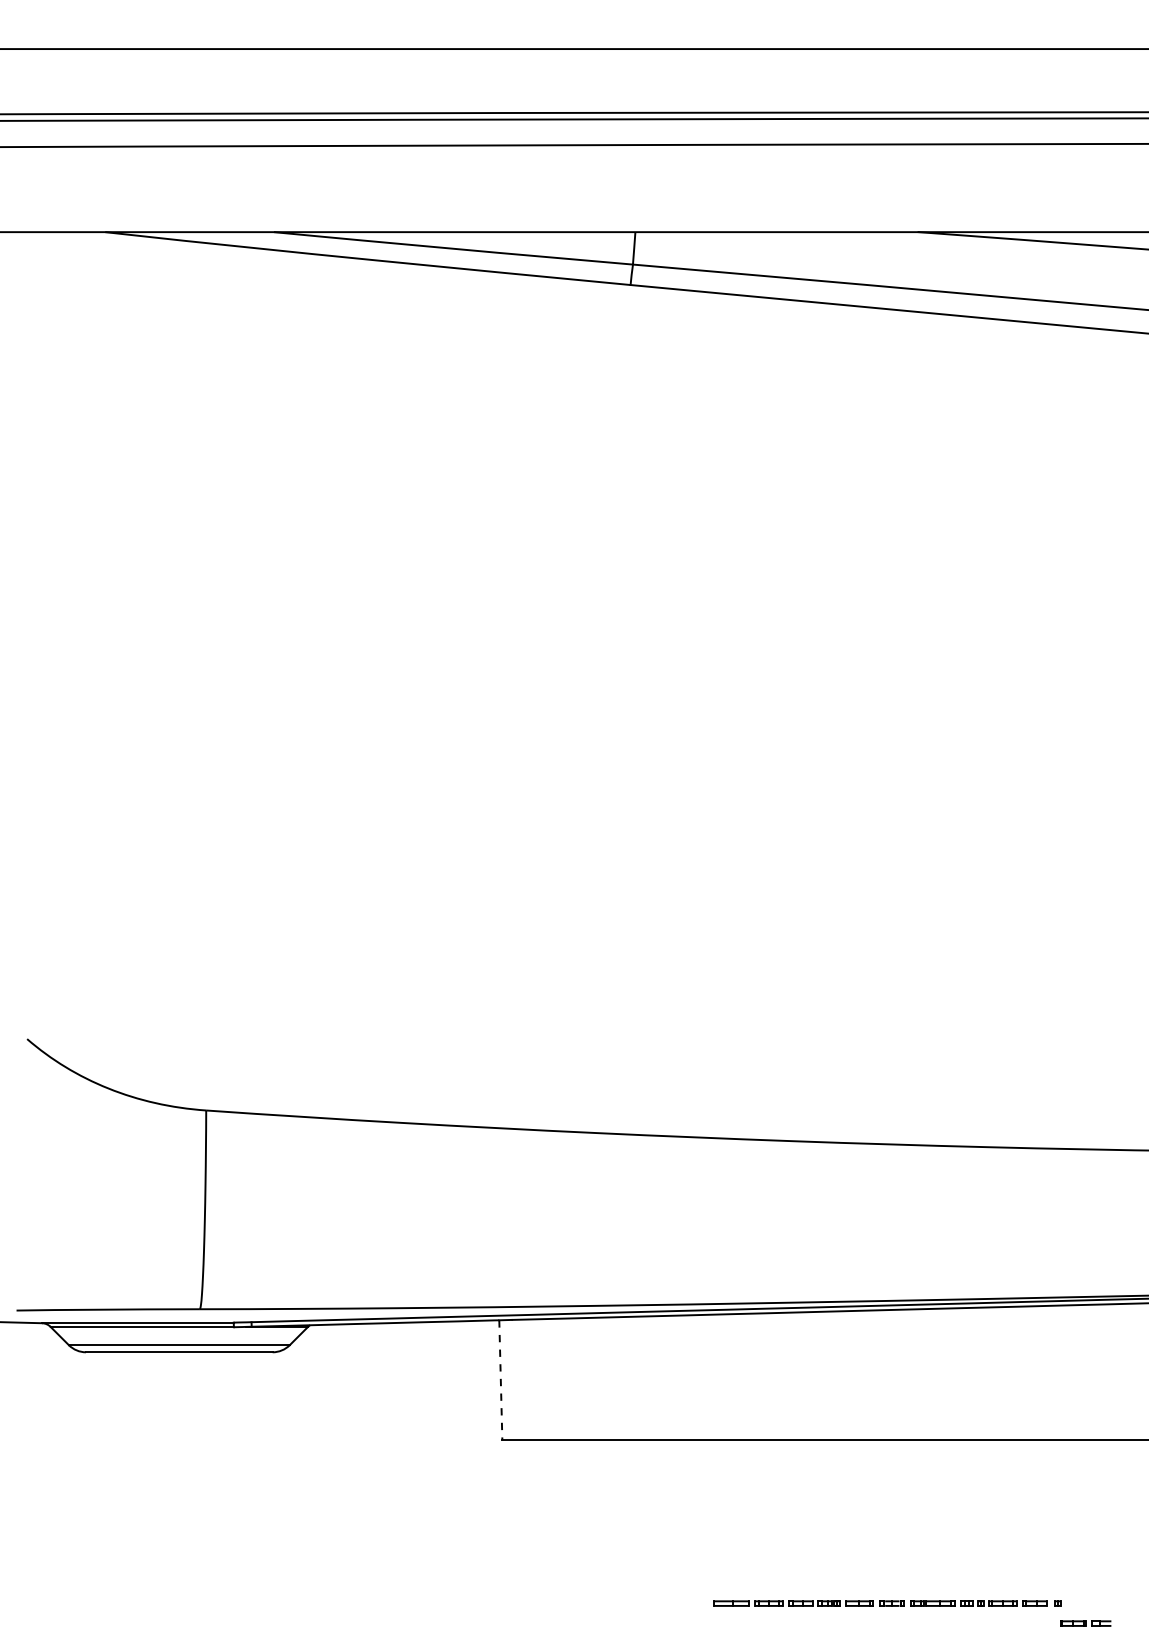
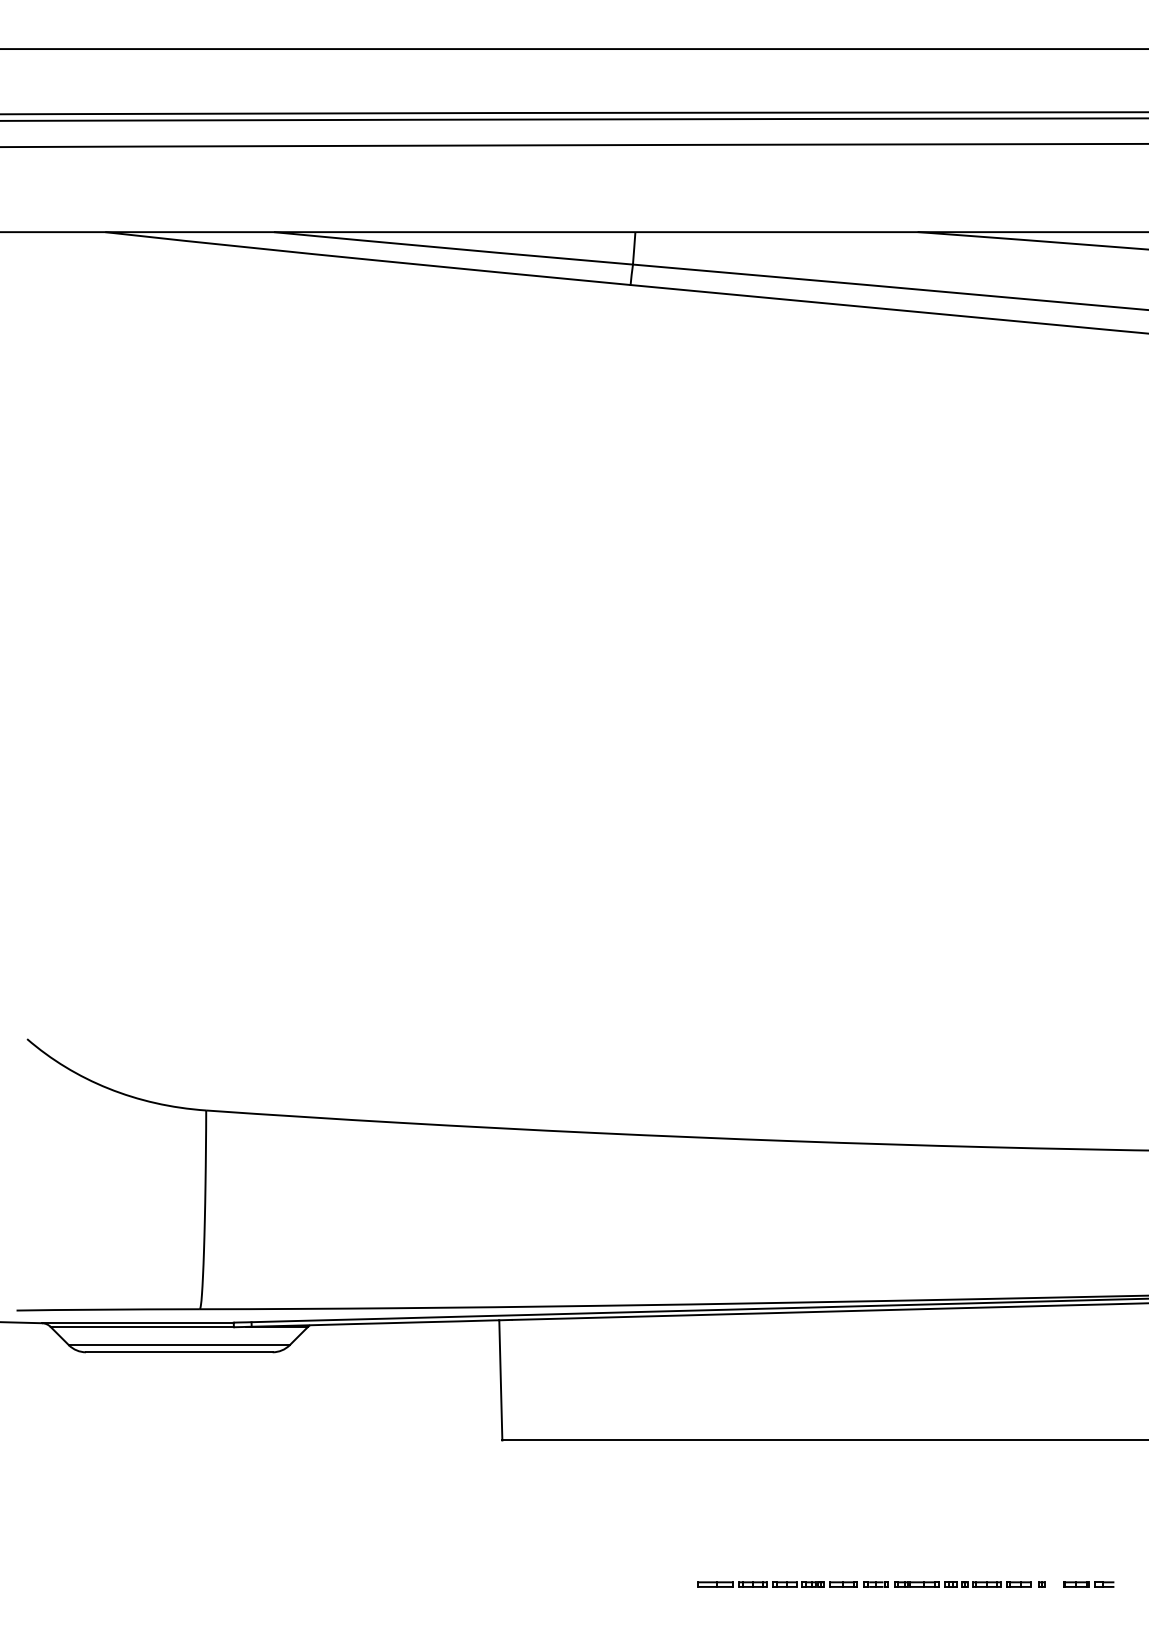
line: dashed -> solid (500, 1380)
part position: (887, 1603) -> (871, 1584) (871, 1584)
part position: (1085, 1623) -> (1088, 1584) (1088, 1584)
